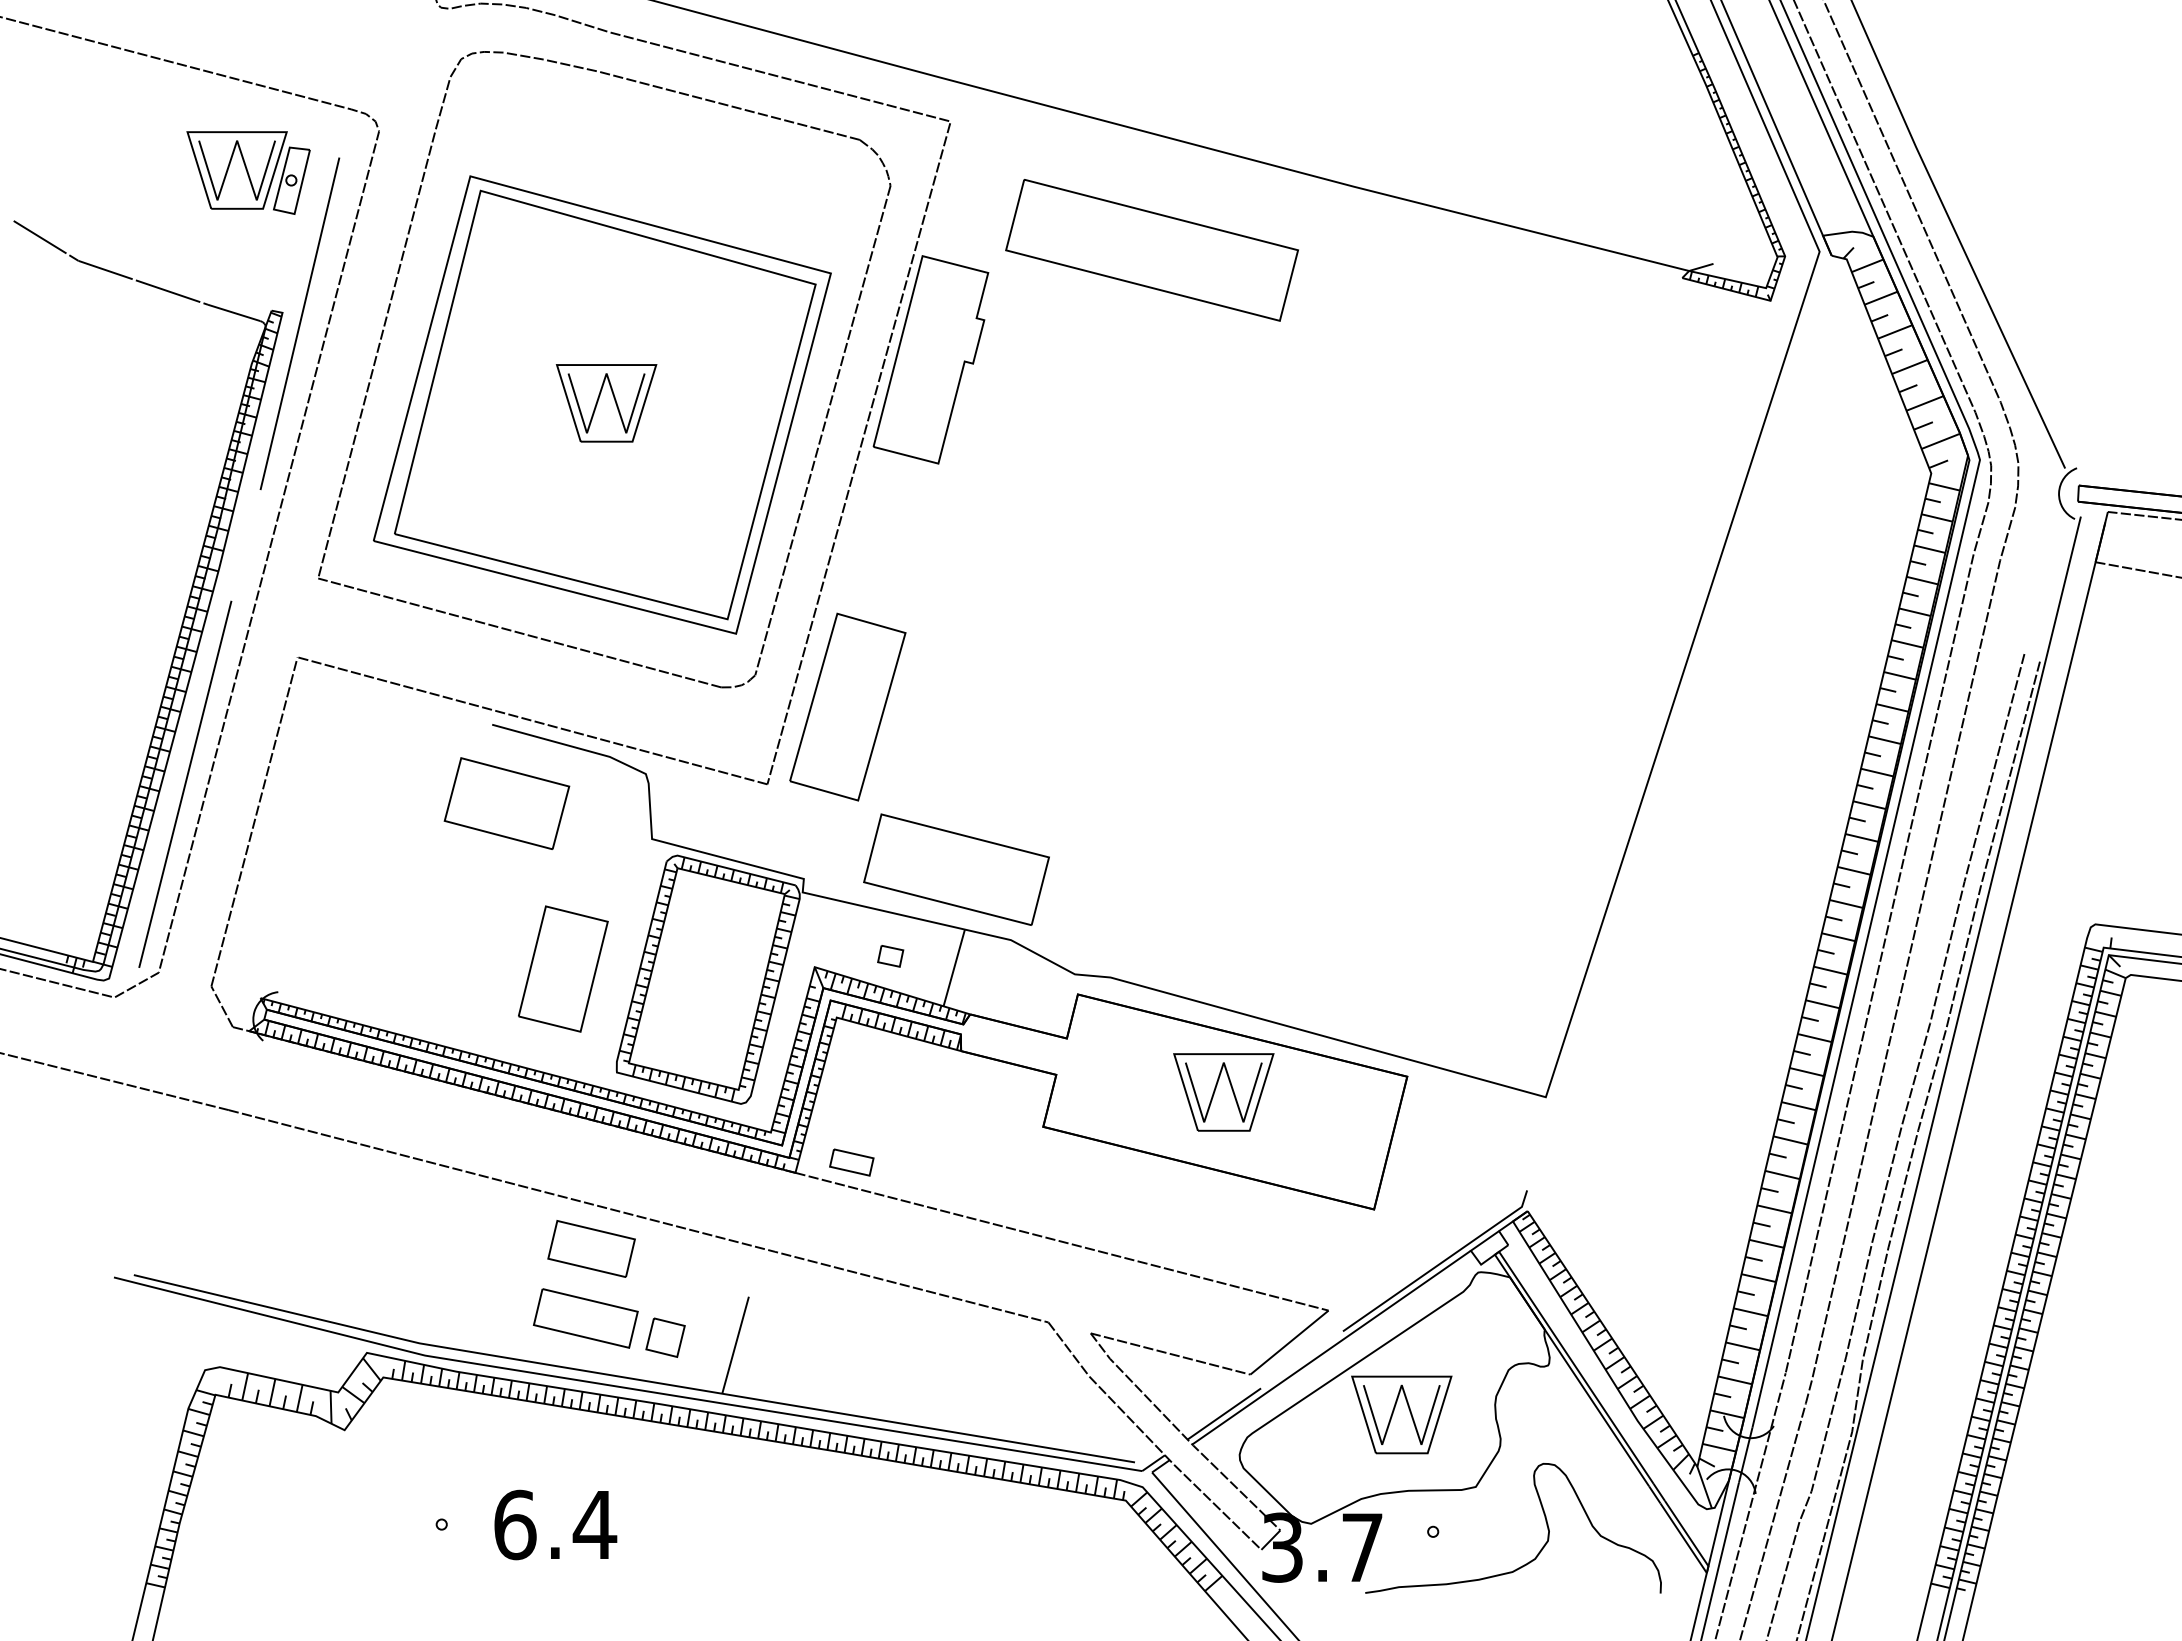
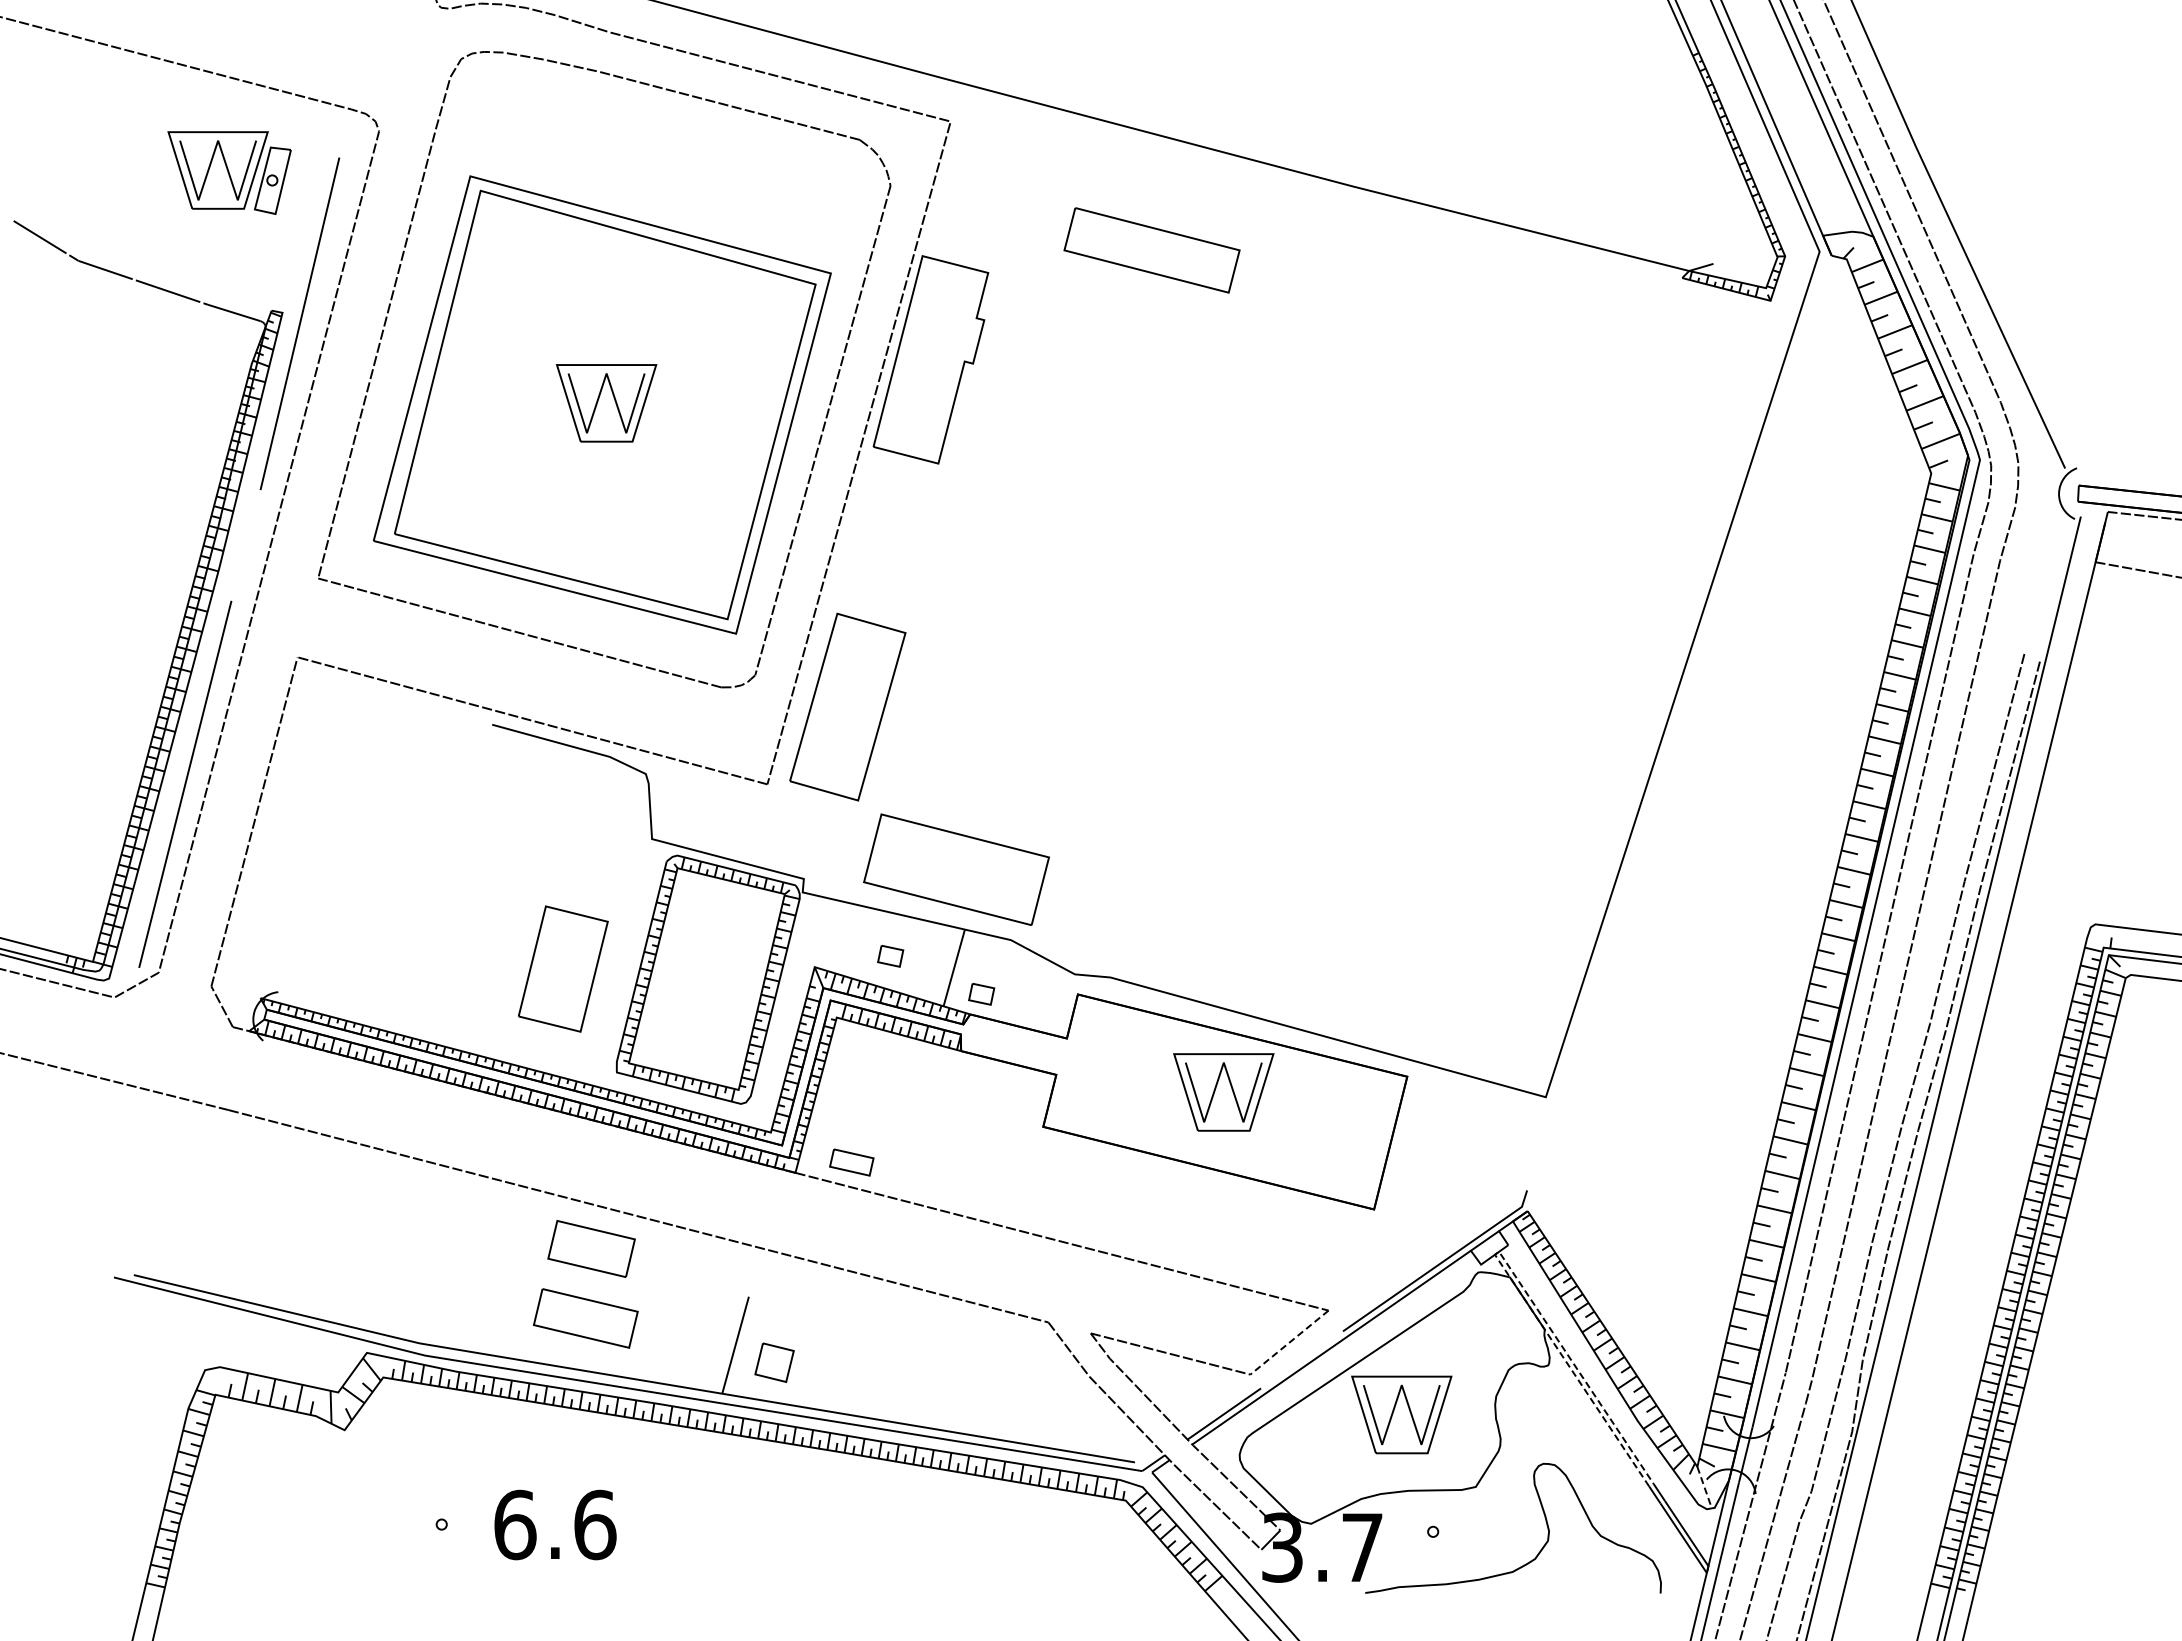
part position: (248, 172) -> (229, 172) (229, 172)
part size: 294x143 px -> 178x87 px (1151, 250)
part: present -> none (506, 803)
part: none -> present (981, 994)
line: solid -> dashed (1497, 1253)
part position: (665, 1337) -> (774, 1362) (774, 1362)
line: solid -> dashed (1289, 1342)
line: solid -> dashed (1704, 1487)
text: 6.4 -> 6.6 (594, 1524)
